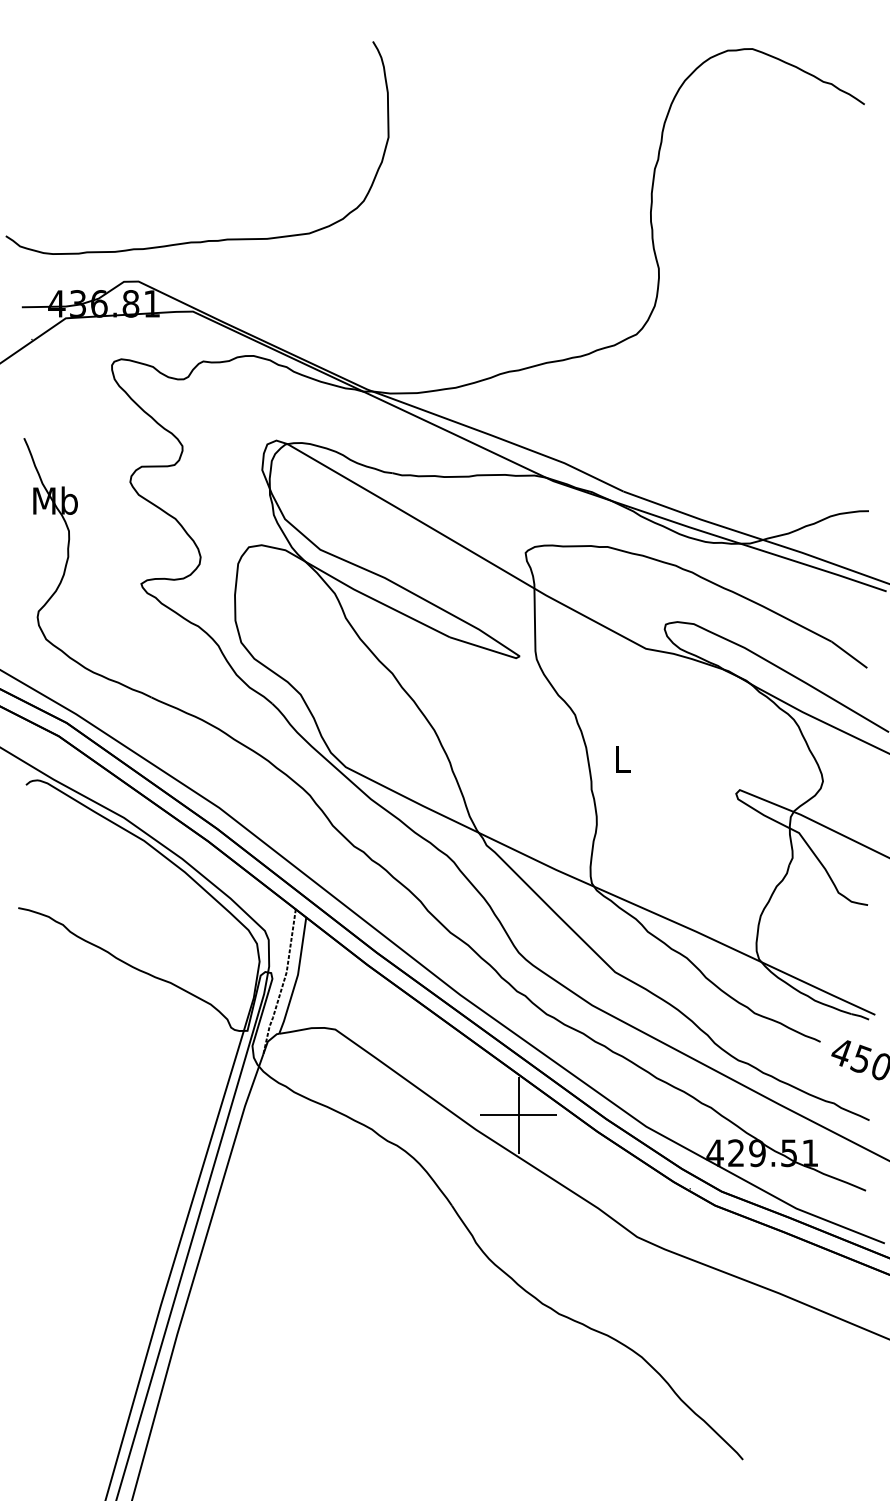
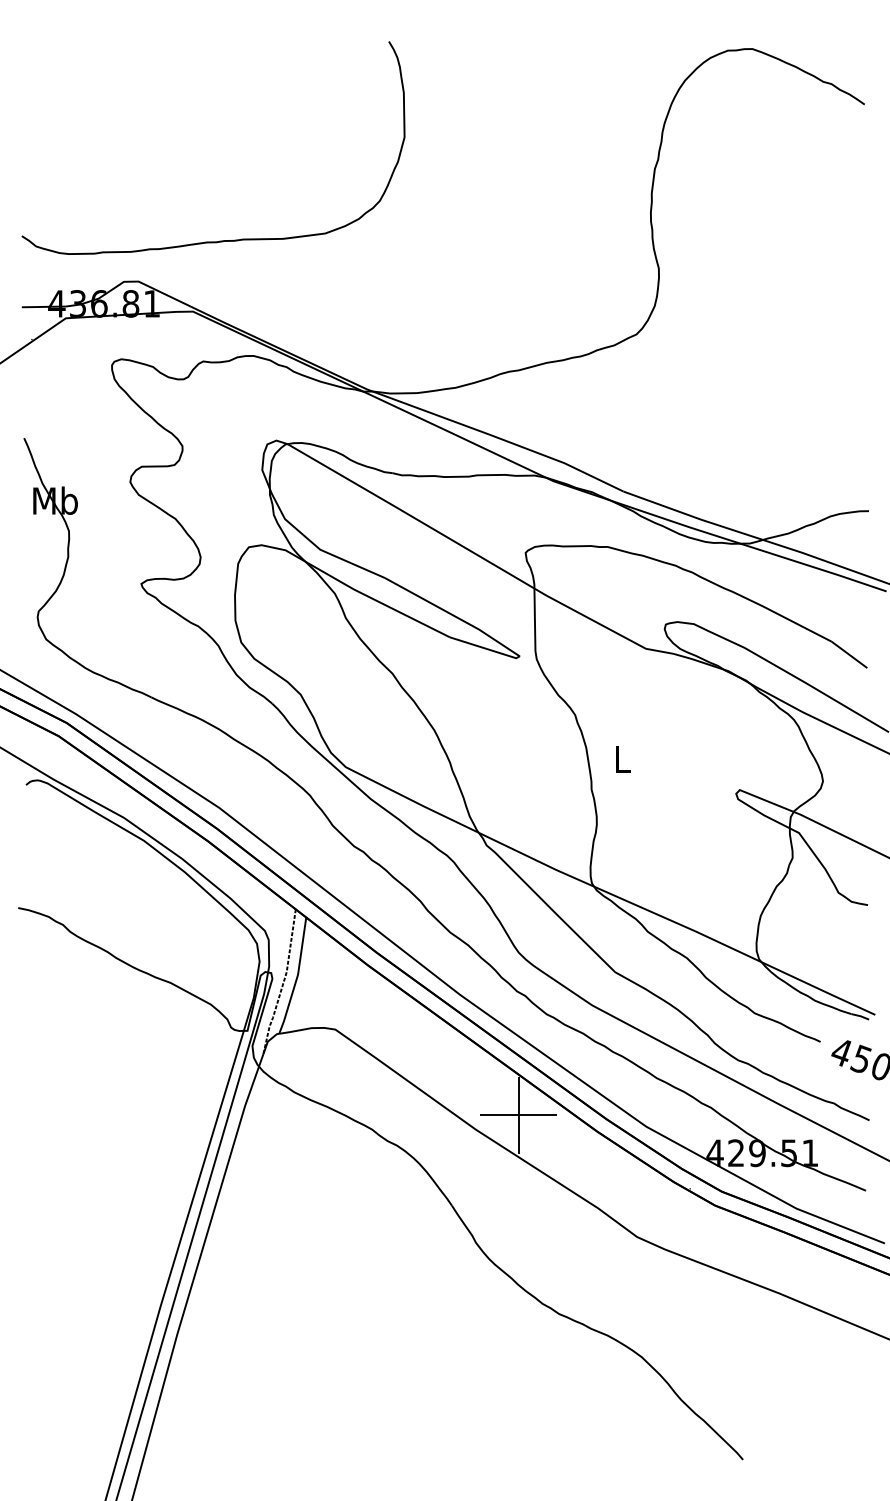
curve position: (203, 240) -> (219, 240) (219, 240)
